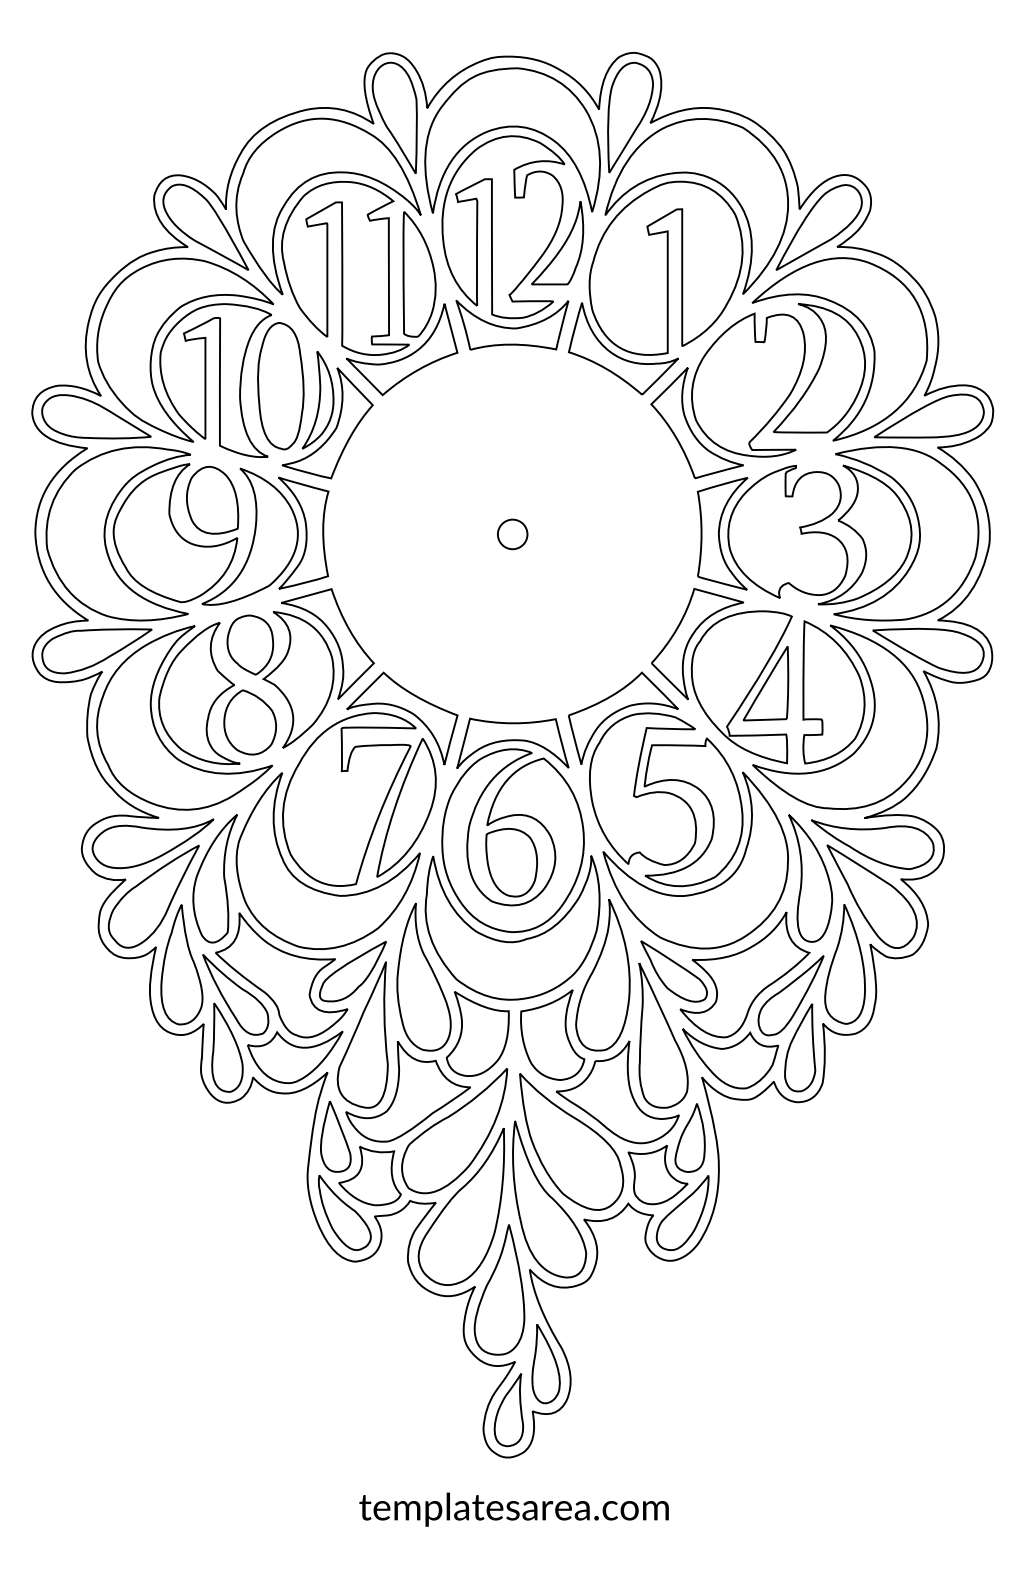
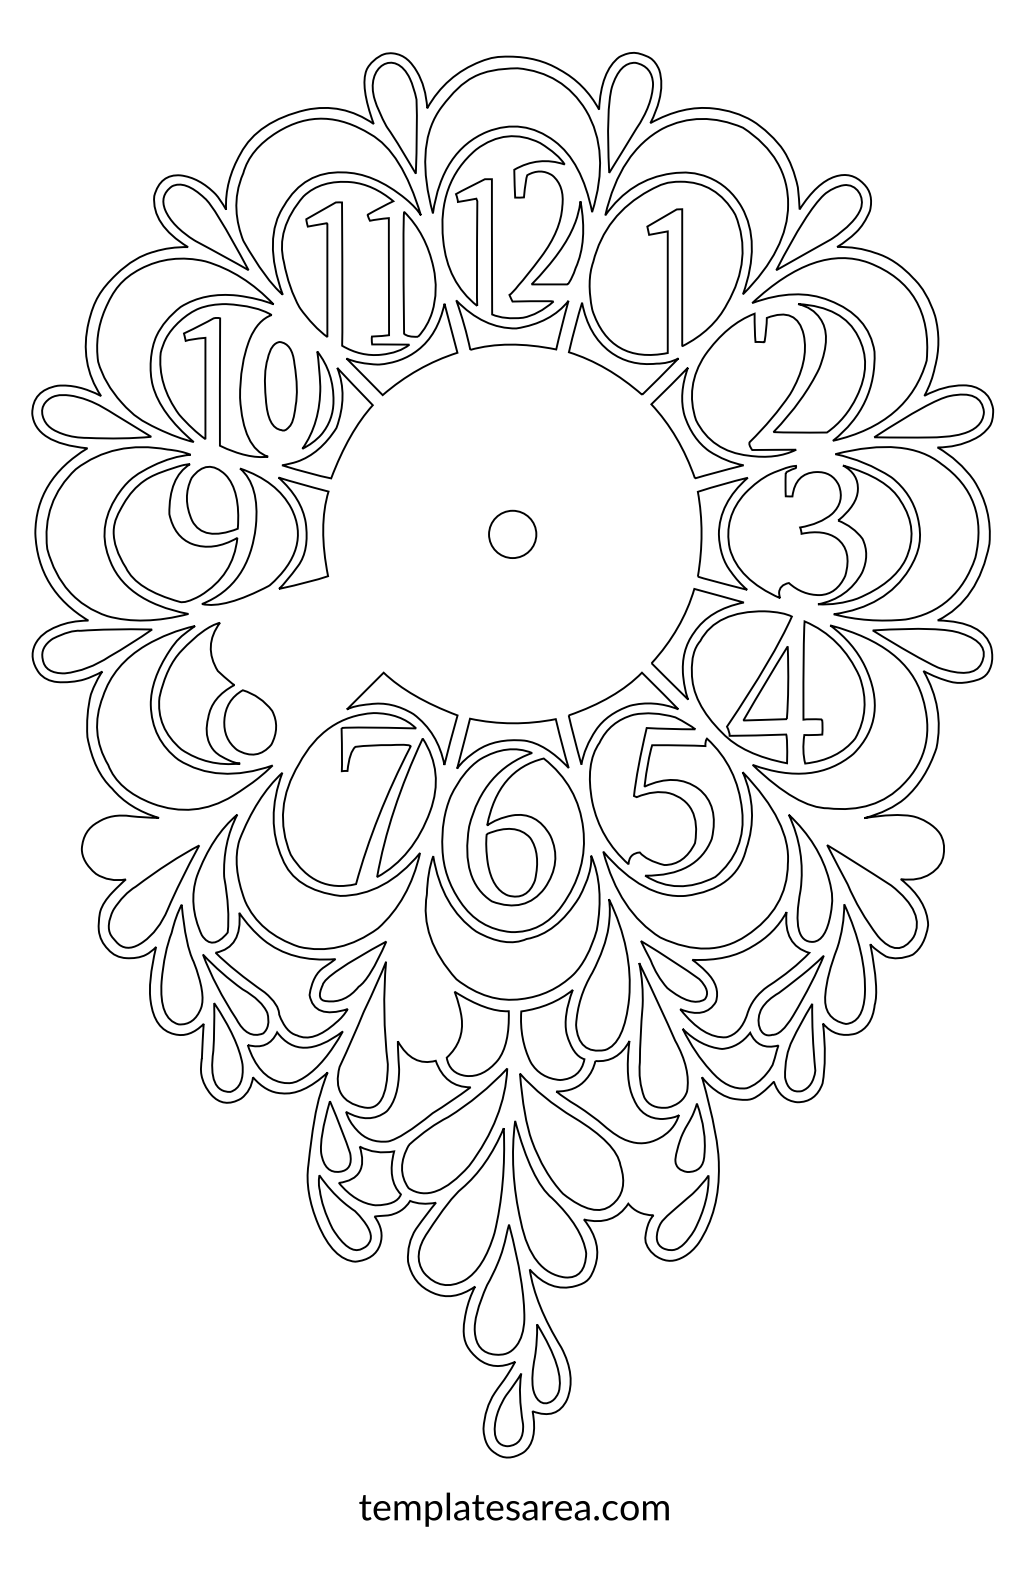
part size: 48x129 px -> 34x91 px (280, 386)
circle diameter: 30 px -> 47 px (512, 534)
part: present -> none (300, 668)
part: present -> none (152, 843)
part: present -> none (872, 844)
part: present -> none (423, 976)
part: present -> none (657, 1175)
